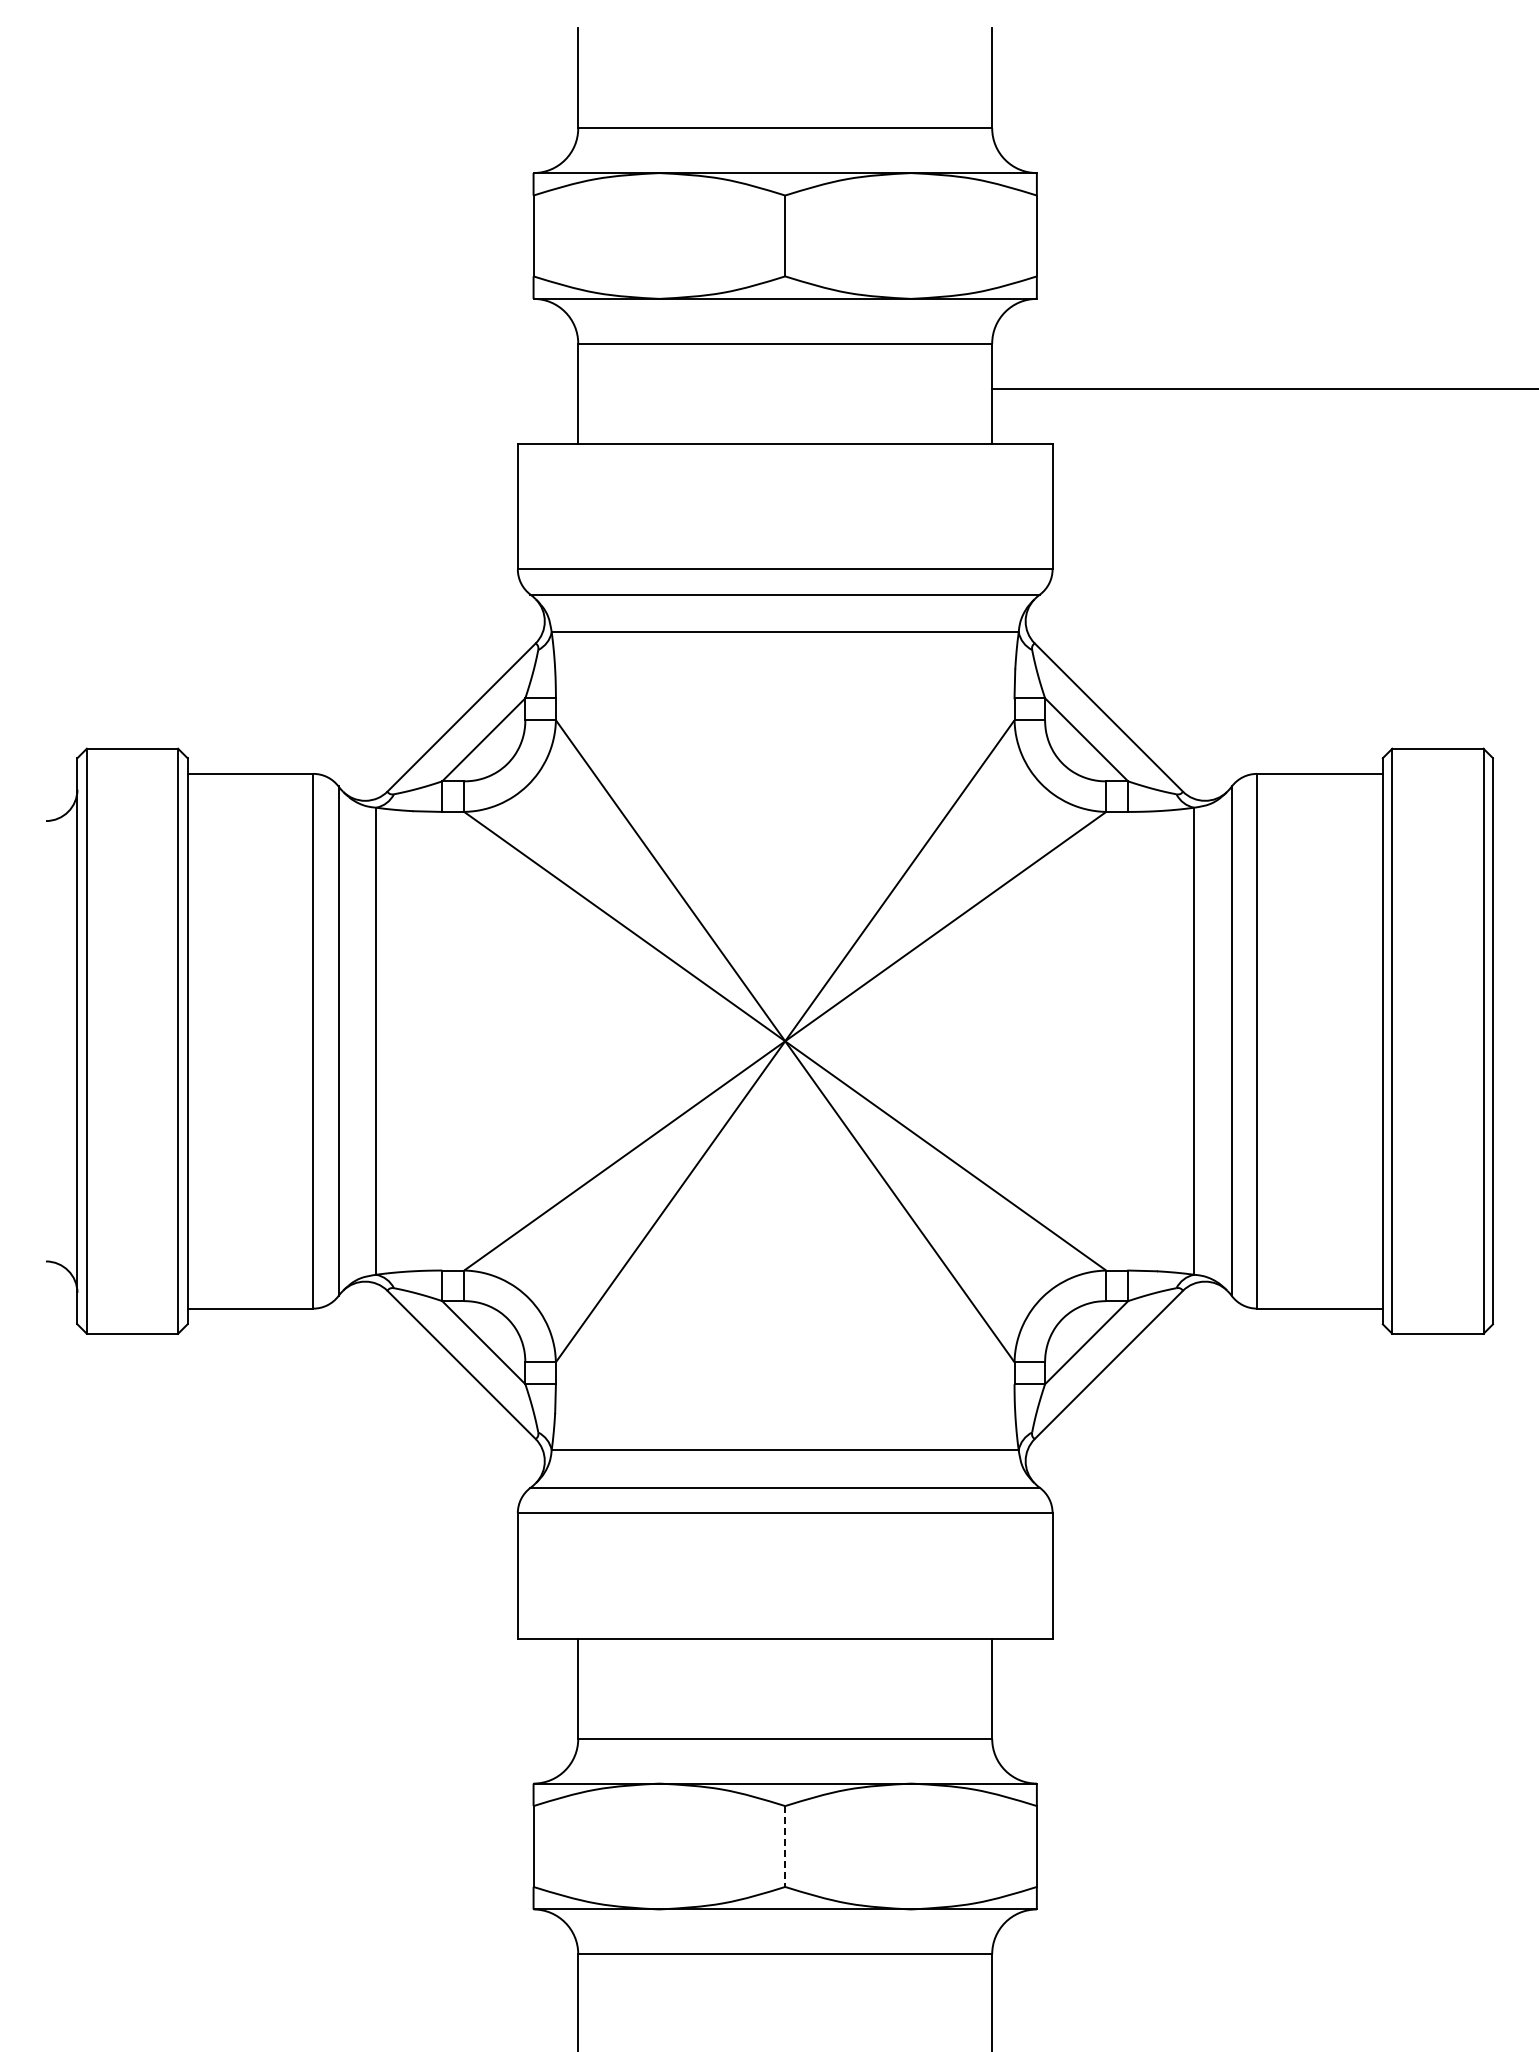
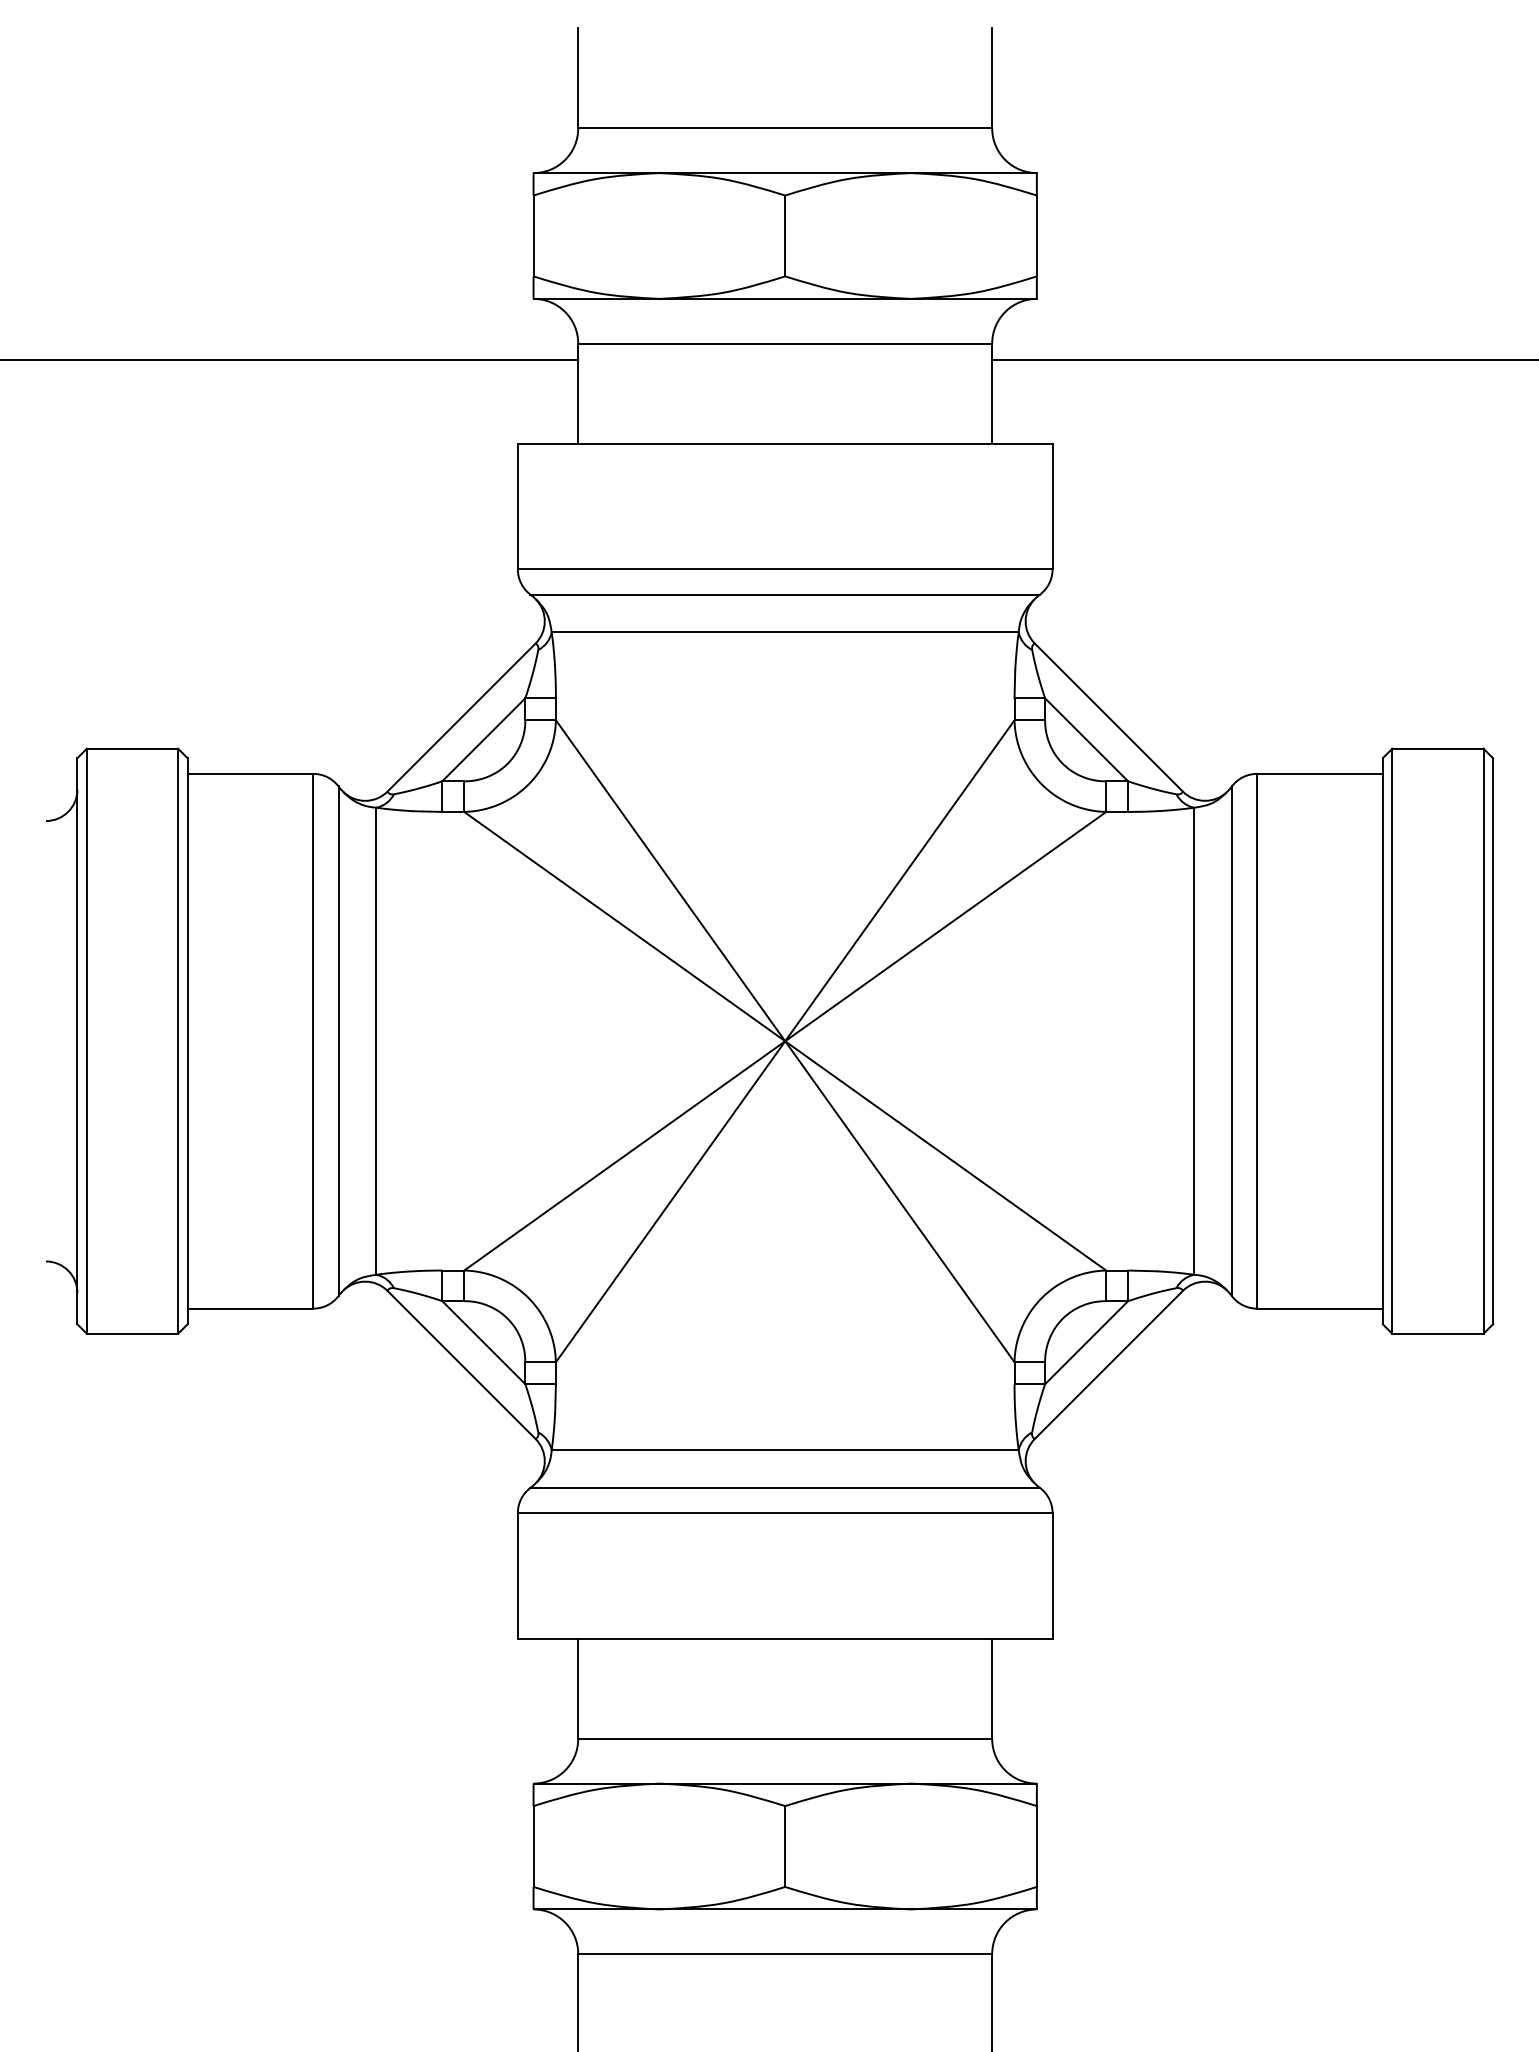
line: none -> present (290, 360)
line position: (1263, 389) -> (1263, 360) (1263, 360)
line: dashed -> solid (785, 1847)
